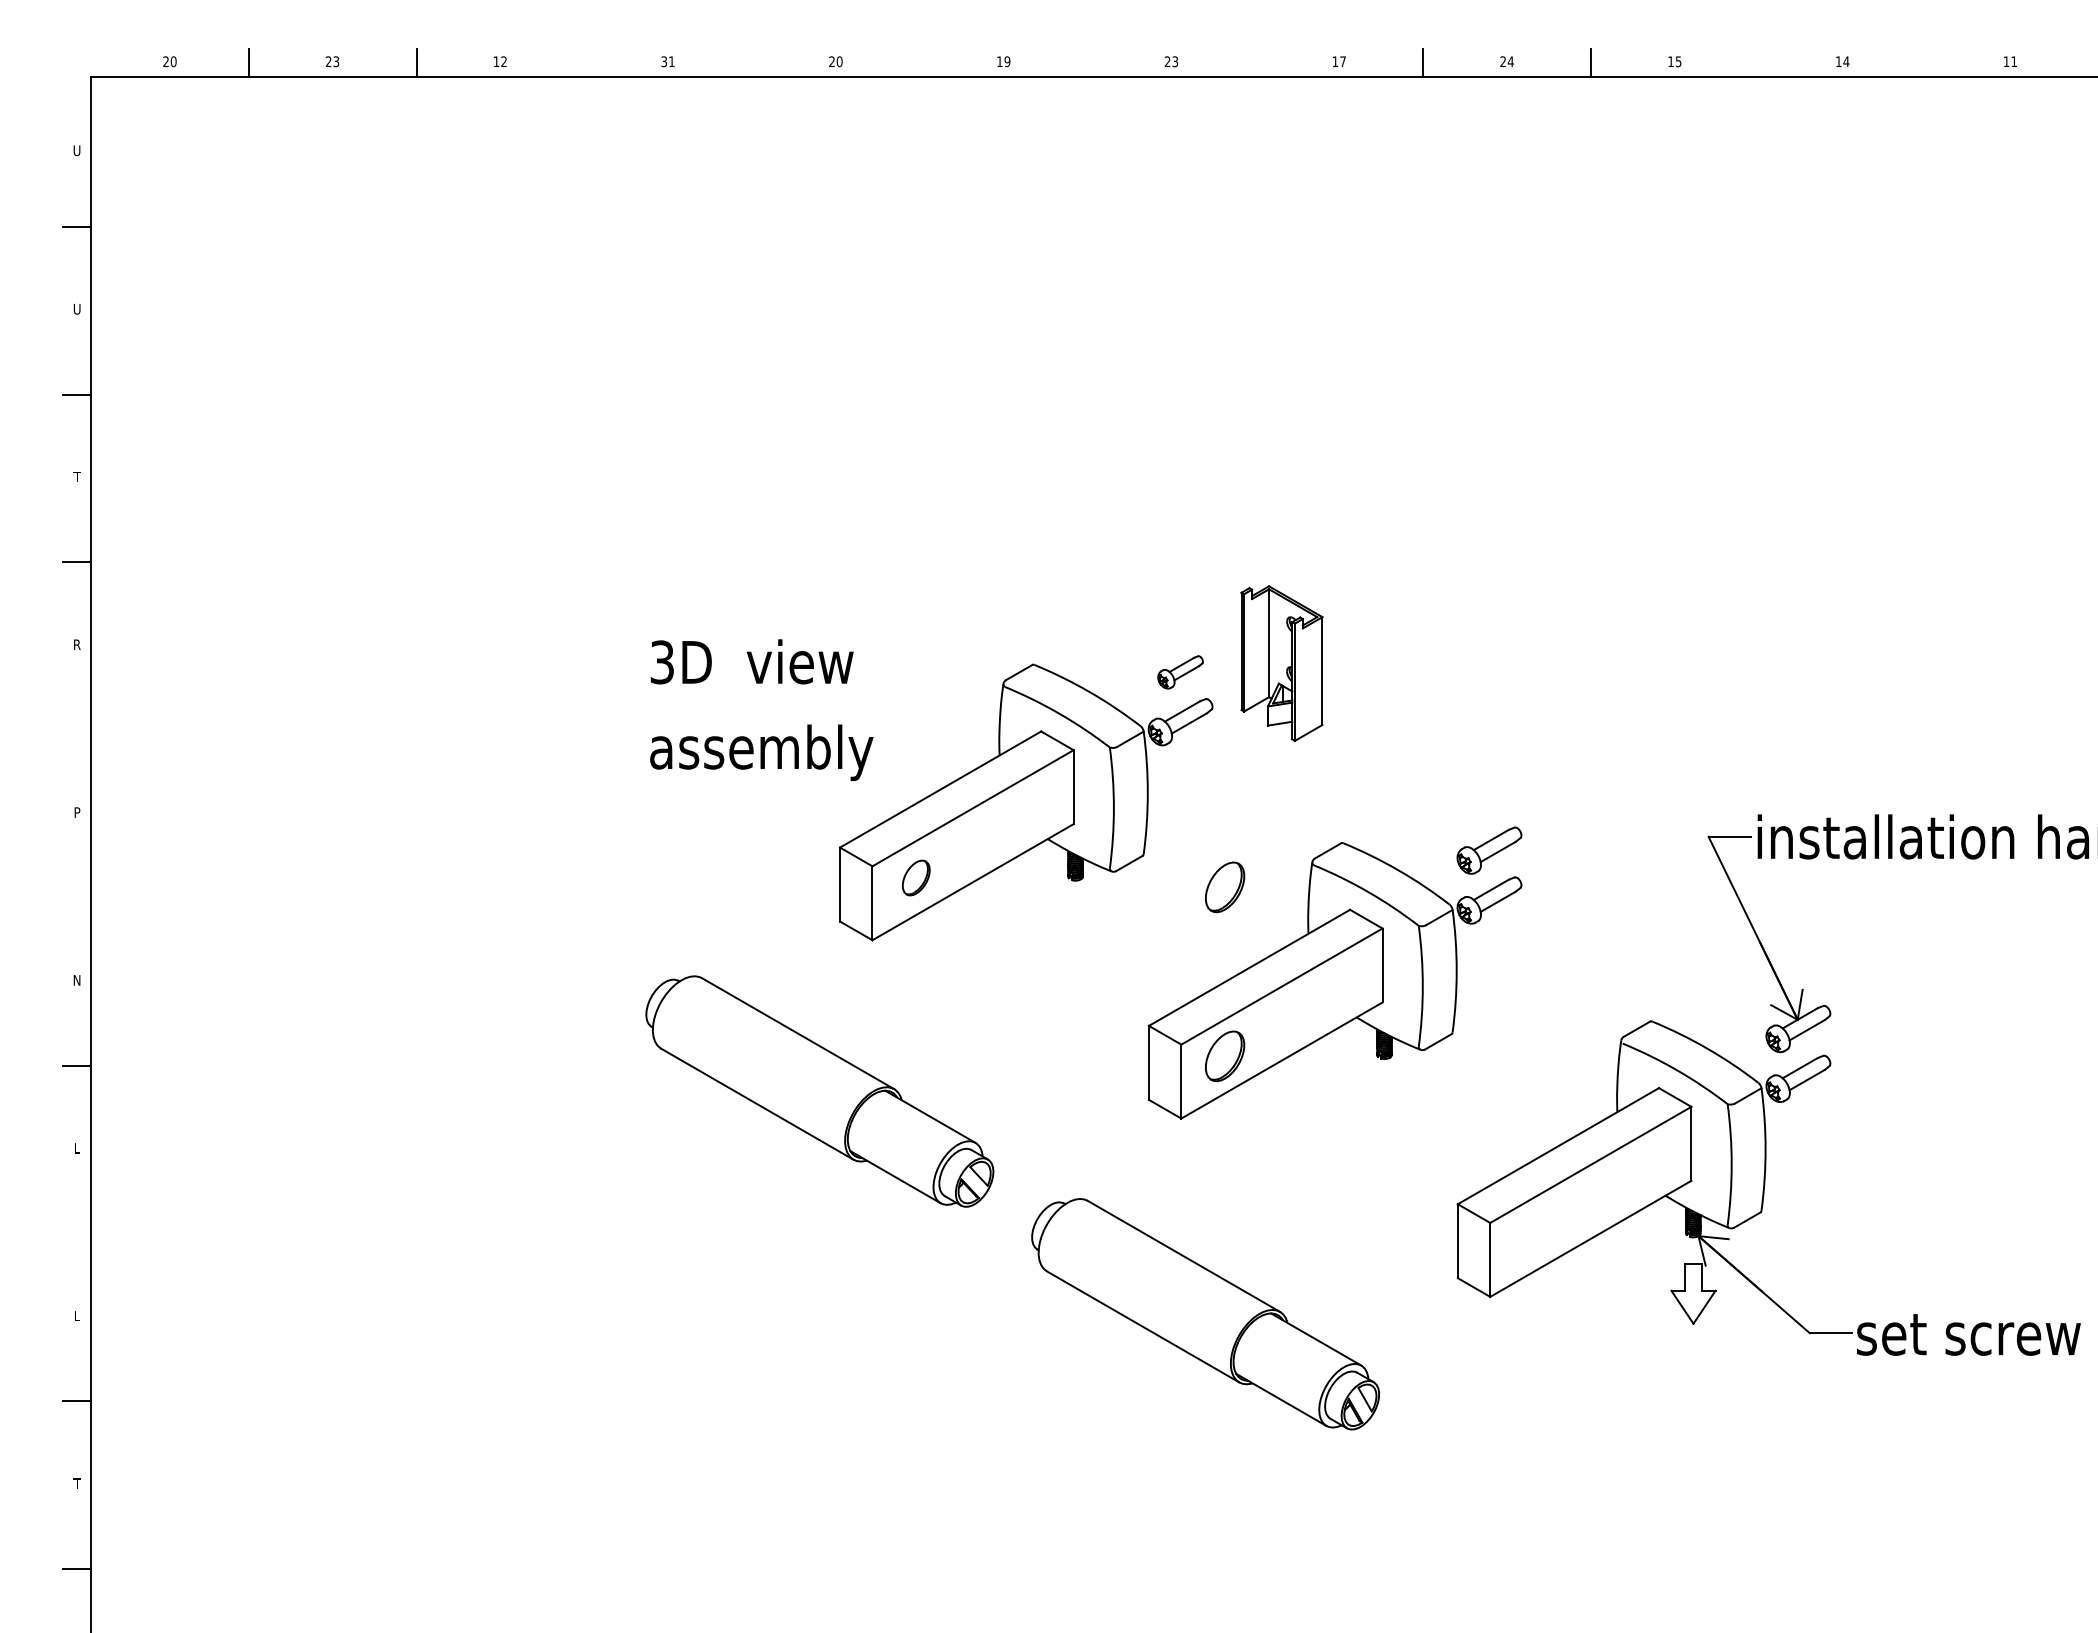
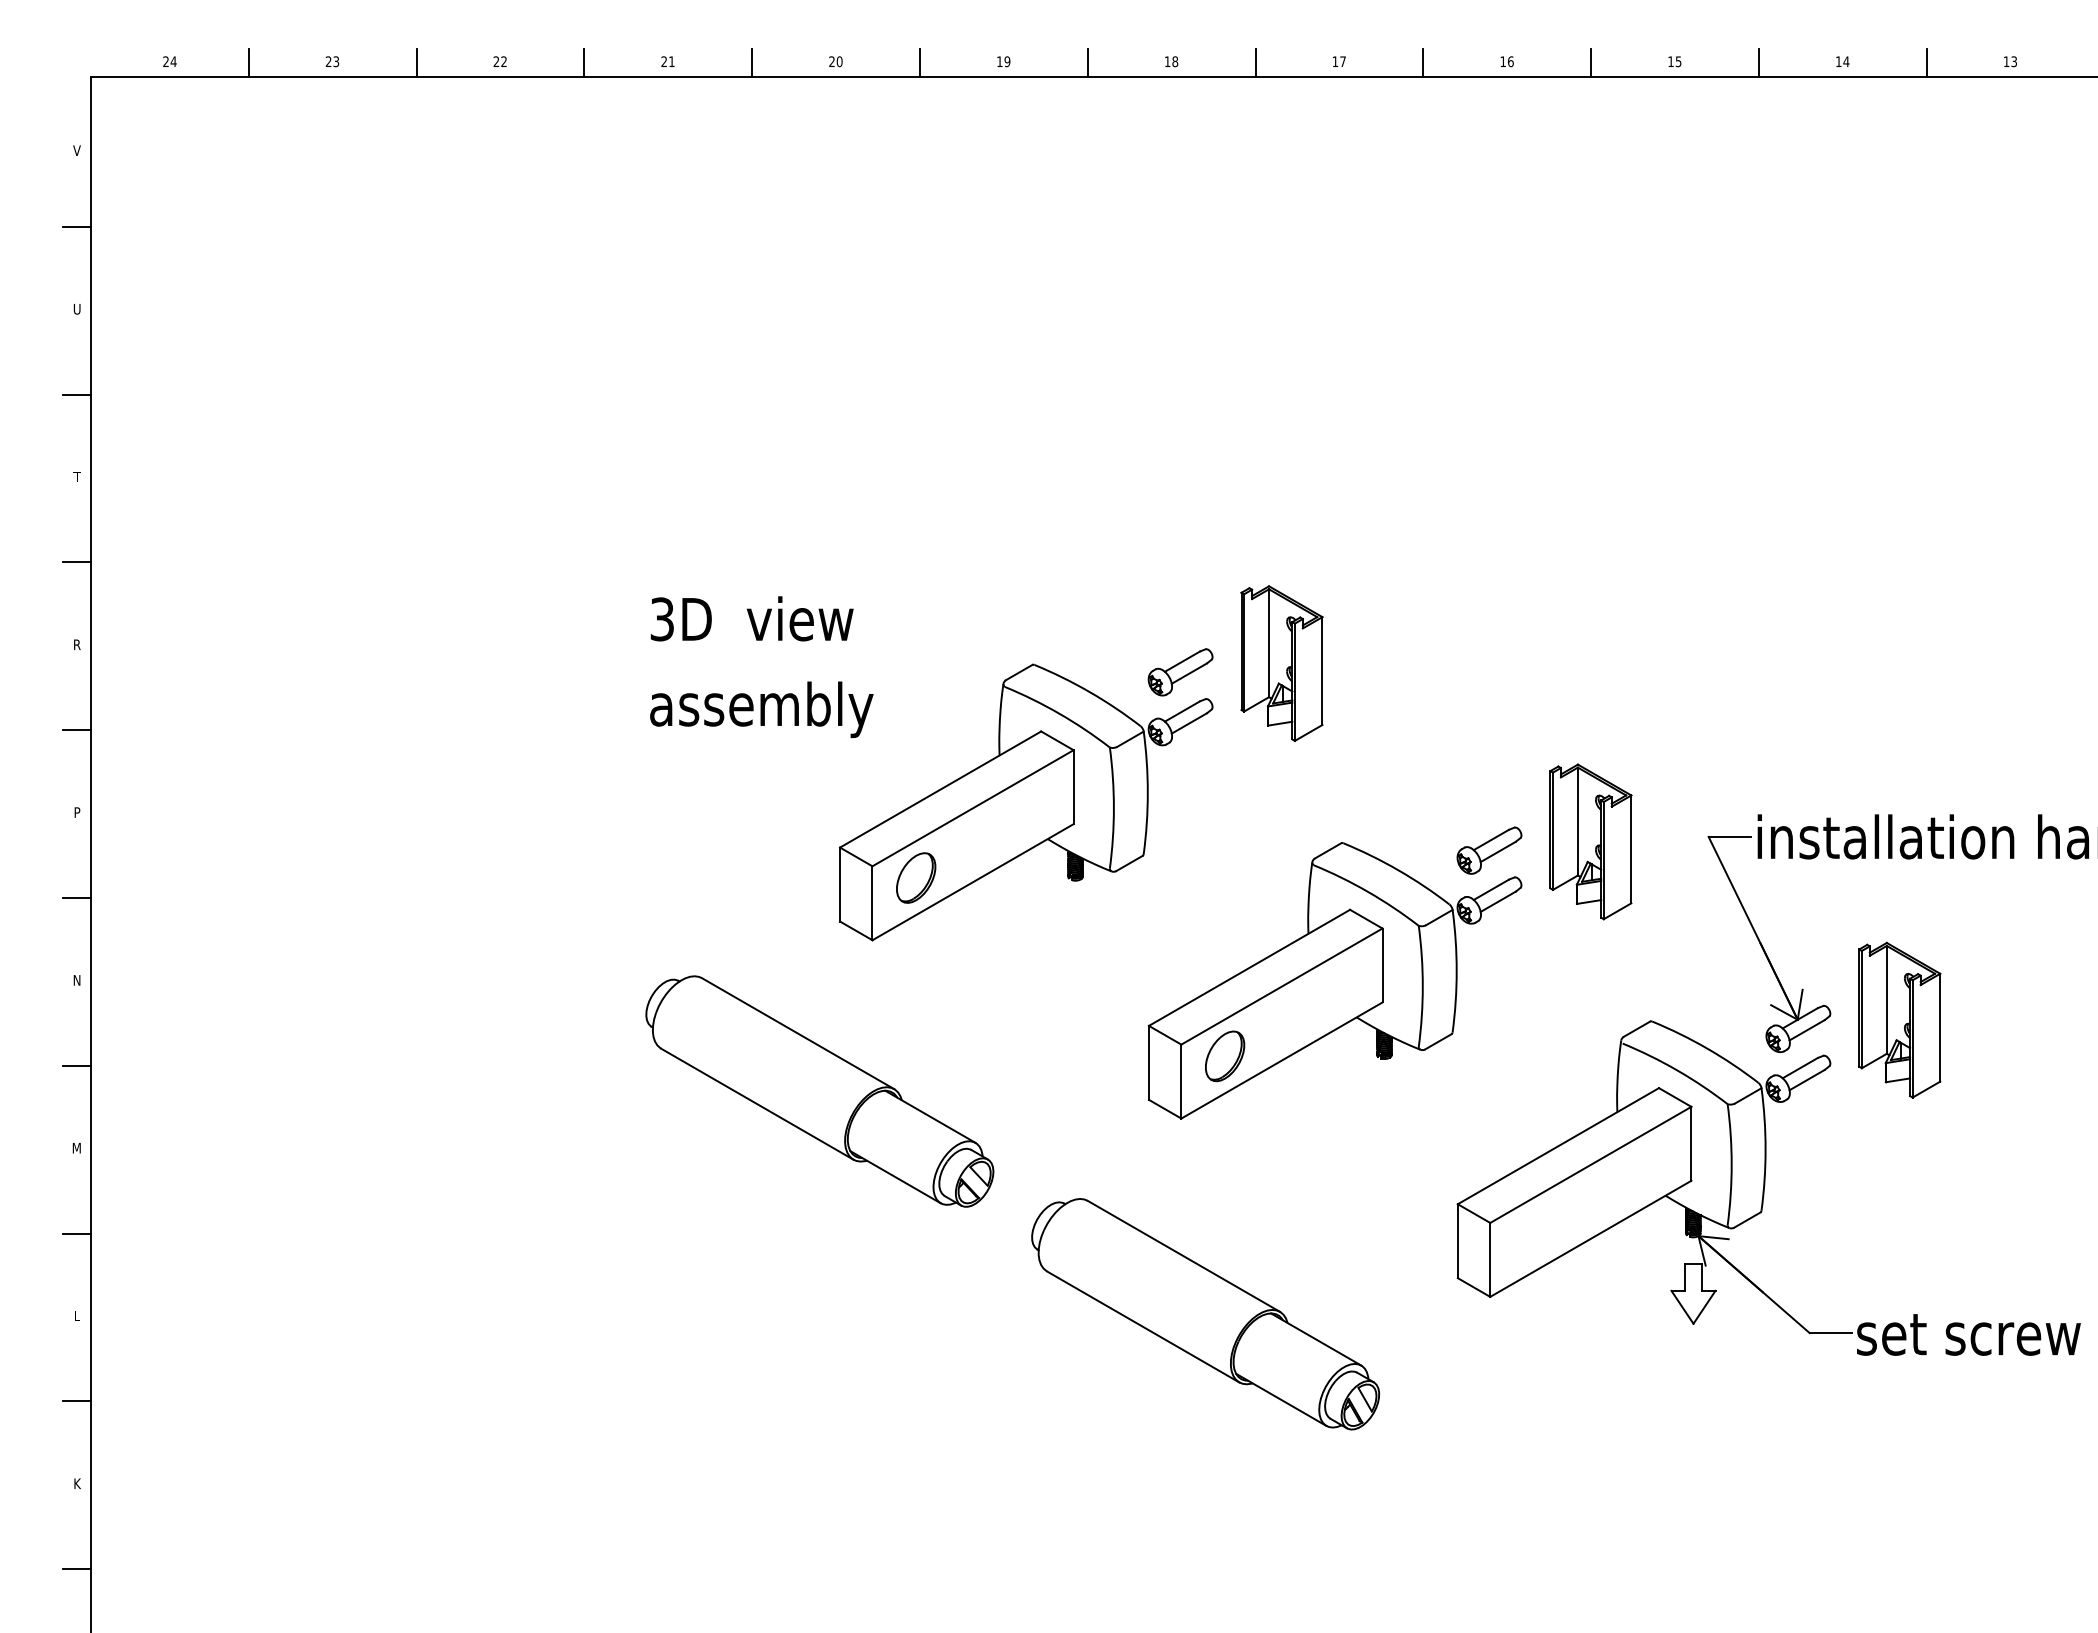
text: 20 -> 24 (173, 61)
text: 12 -> 22 (496, 61)
text: 31 -> 21 (664, 61)
text: 23 -> 18 (1171, 61)
text: 24 -> 16 (1506, 61)
text: 11 -> 13 (2013, 61)
line: none -> present (584, 62)
line: none -> present (752, 62)
line: none -> present (920, 62)
line: none -> present (1087, 62)
line: none -> present (1255, 62)
line: none -> present (1758, 62)
line: none -> present (1926, 62)
text: U -> V (76, 150)
part size: 47x35 px -> 67x49 px (1180, 672)
text position: (761, 709) -> (761, 666) (761, 666)
line: none -> present (76, 730)
part: none -> present (1590, 841)
part size: 29x38 px -> 41x52 px (916, 877)
part: present -> none (1225, 887)
line: none -> present (76, 898)
part: none -> present (1899, 1019)
text: L -> M (76, 1147)
line: none -> present (76, 1233)
text: T -> K (76, 1483)
